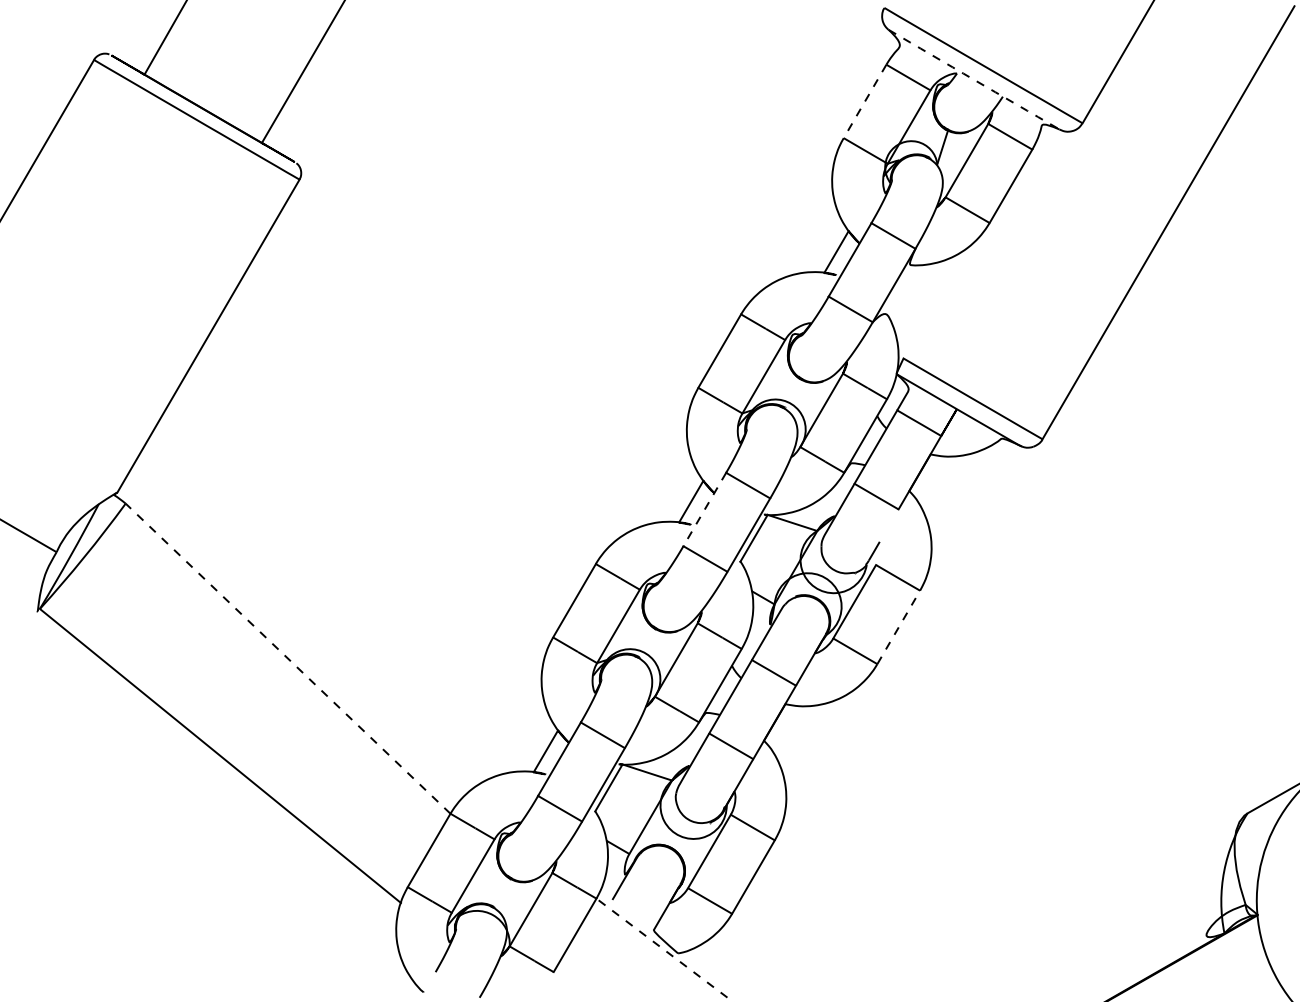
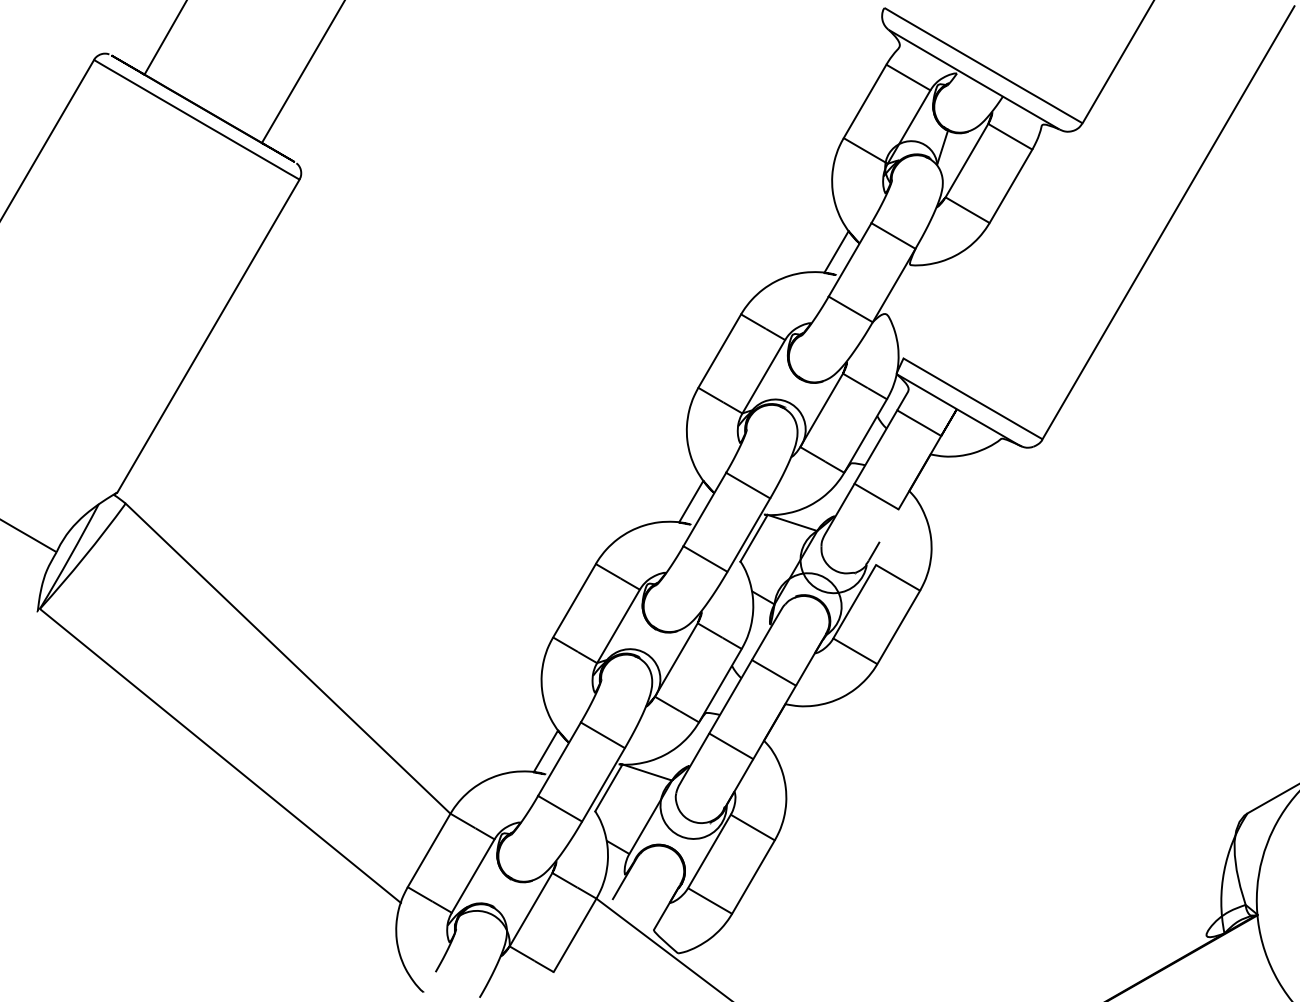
arc: dashed -> solid (974, 79)
line: dashed -> solid (864, 101)
line: dashed -> solid (704, 509)
line: dashed -> solid (899, 627)
line: dashed -> solid (288, 658)
line: dashed -> solid (664, 950)
